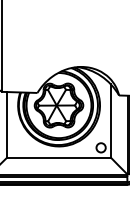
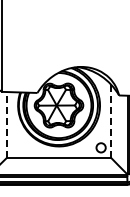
line: solid -> dashed (110, 120)
line: solid -> dashed (7, 124)
